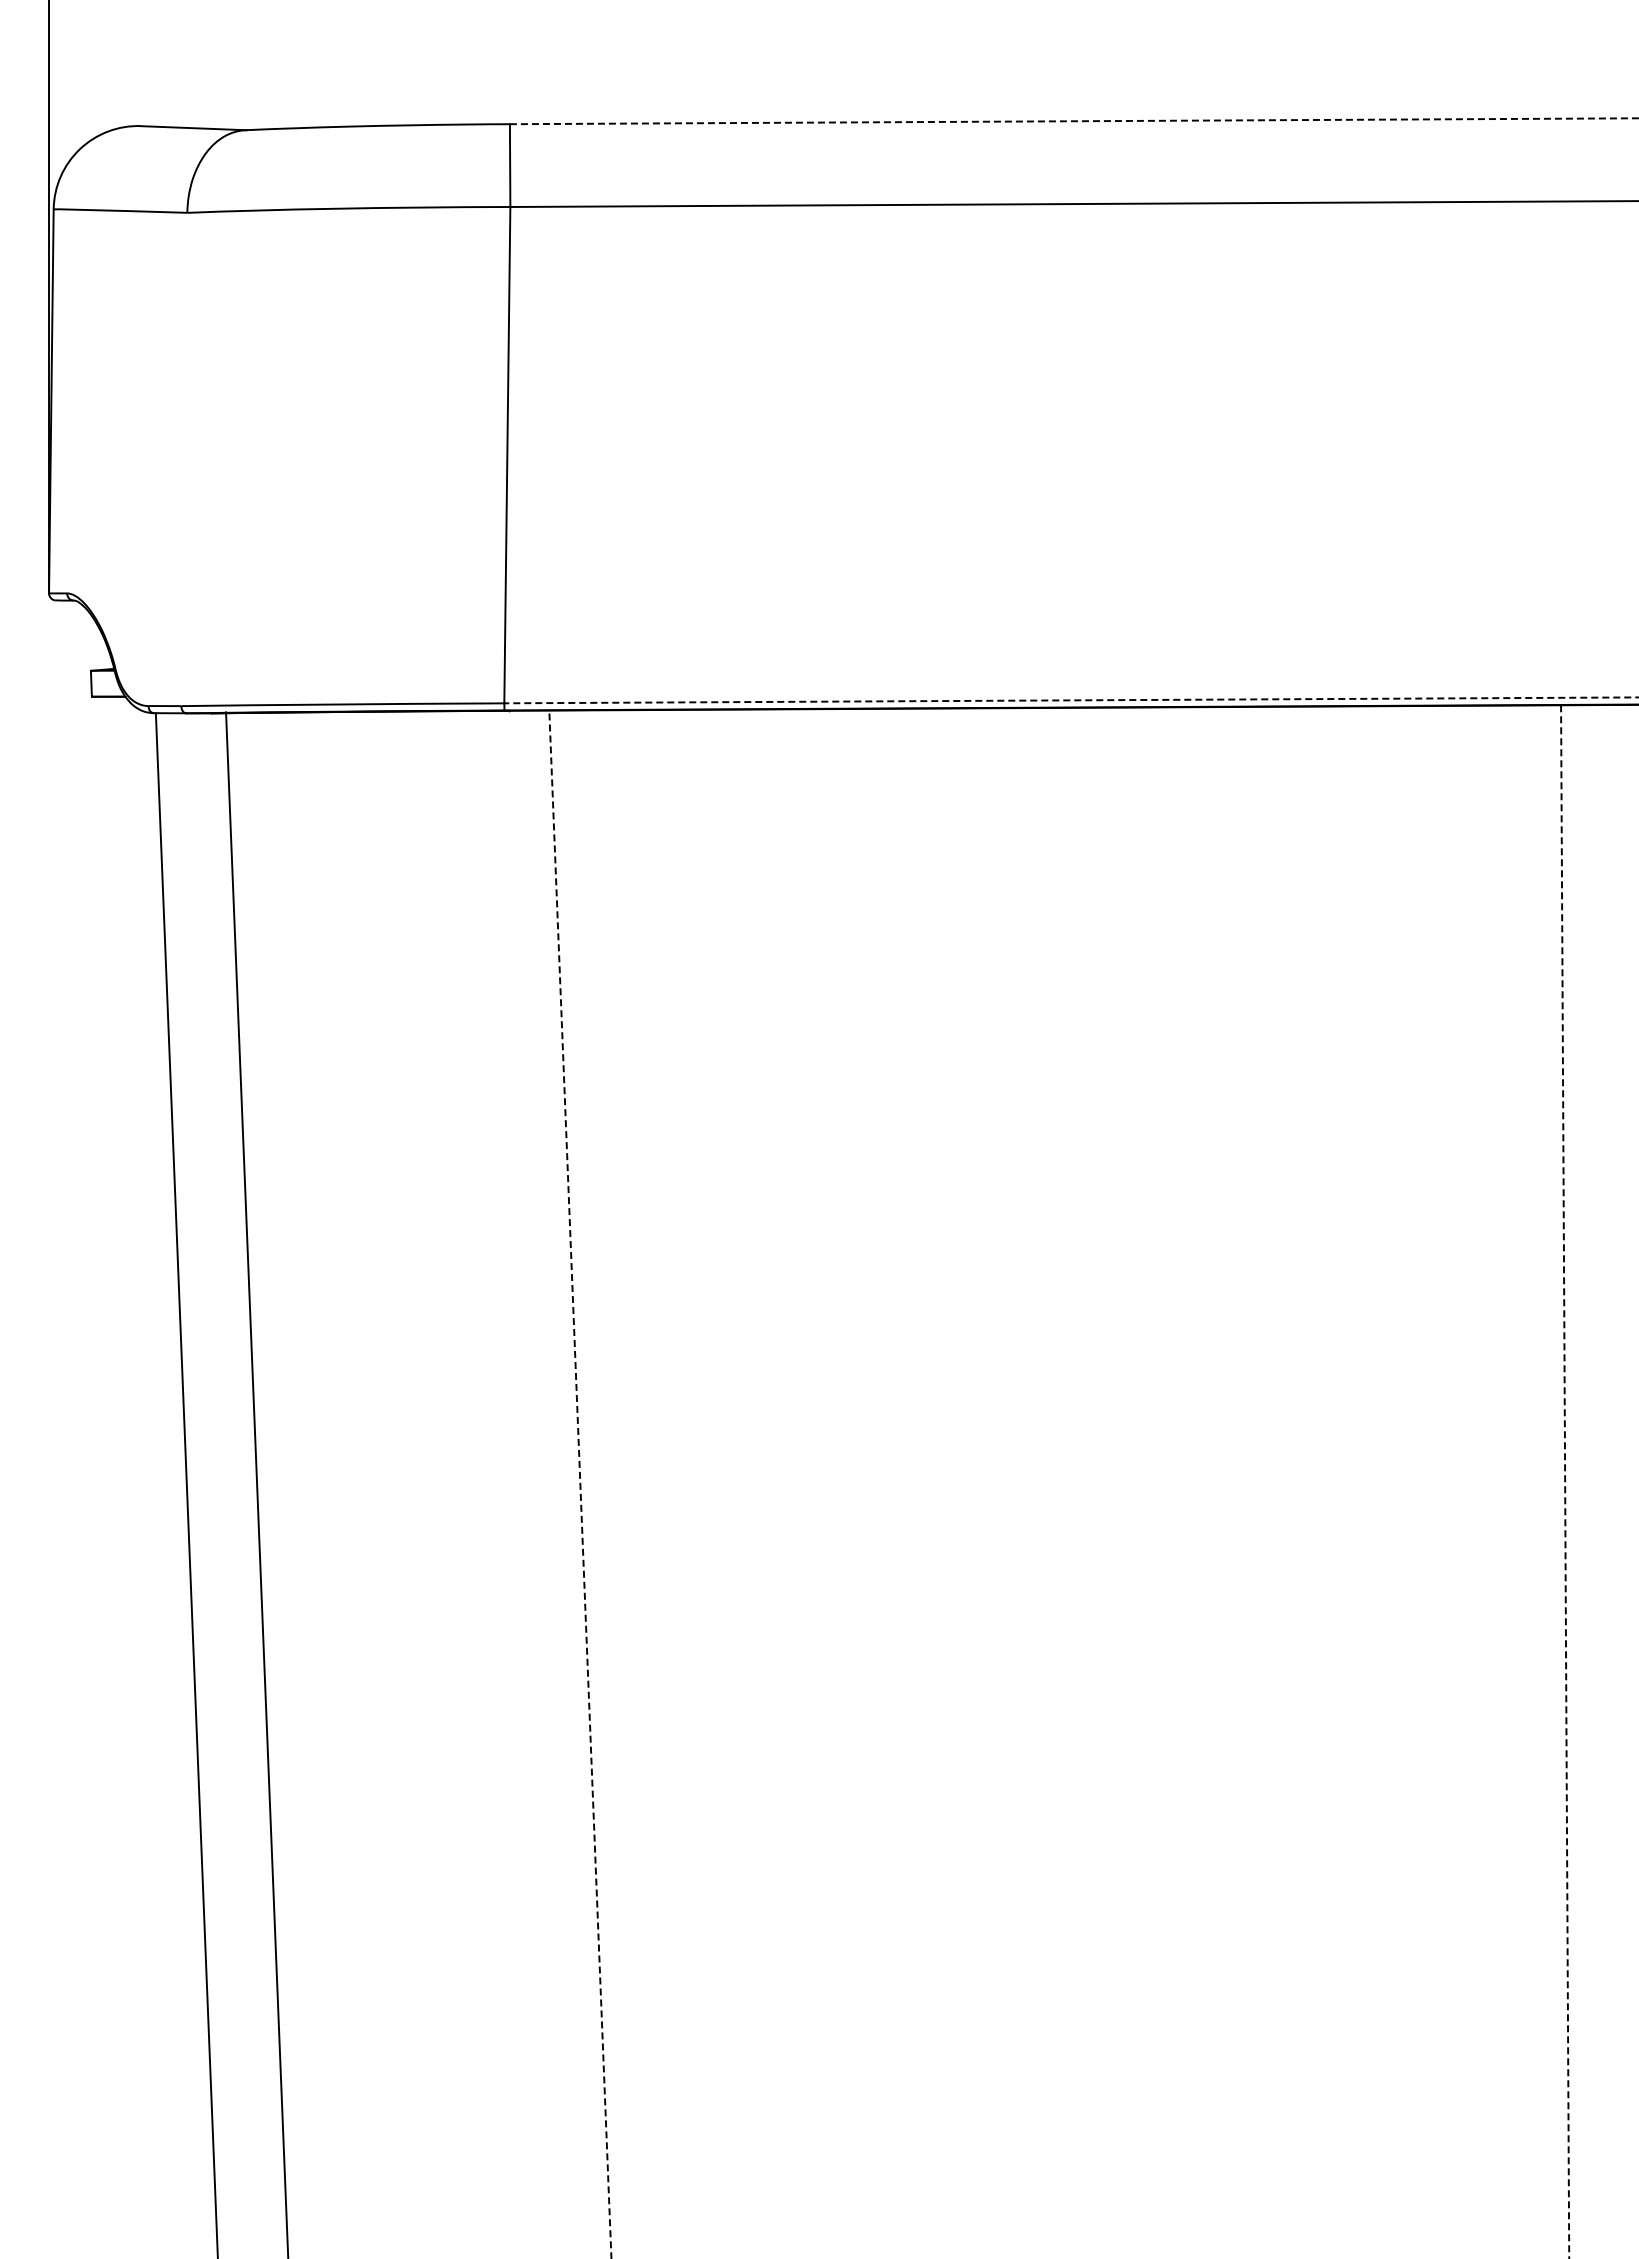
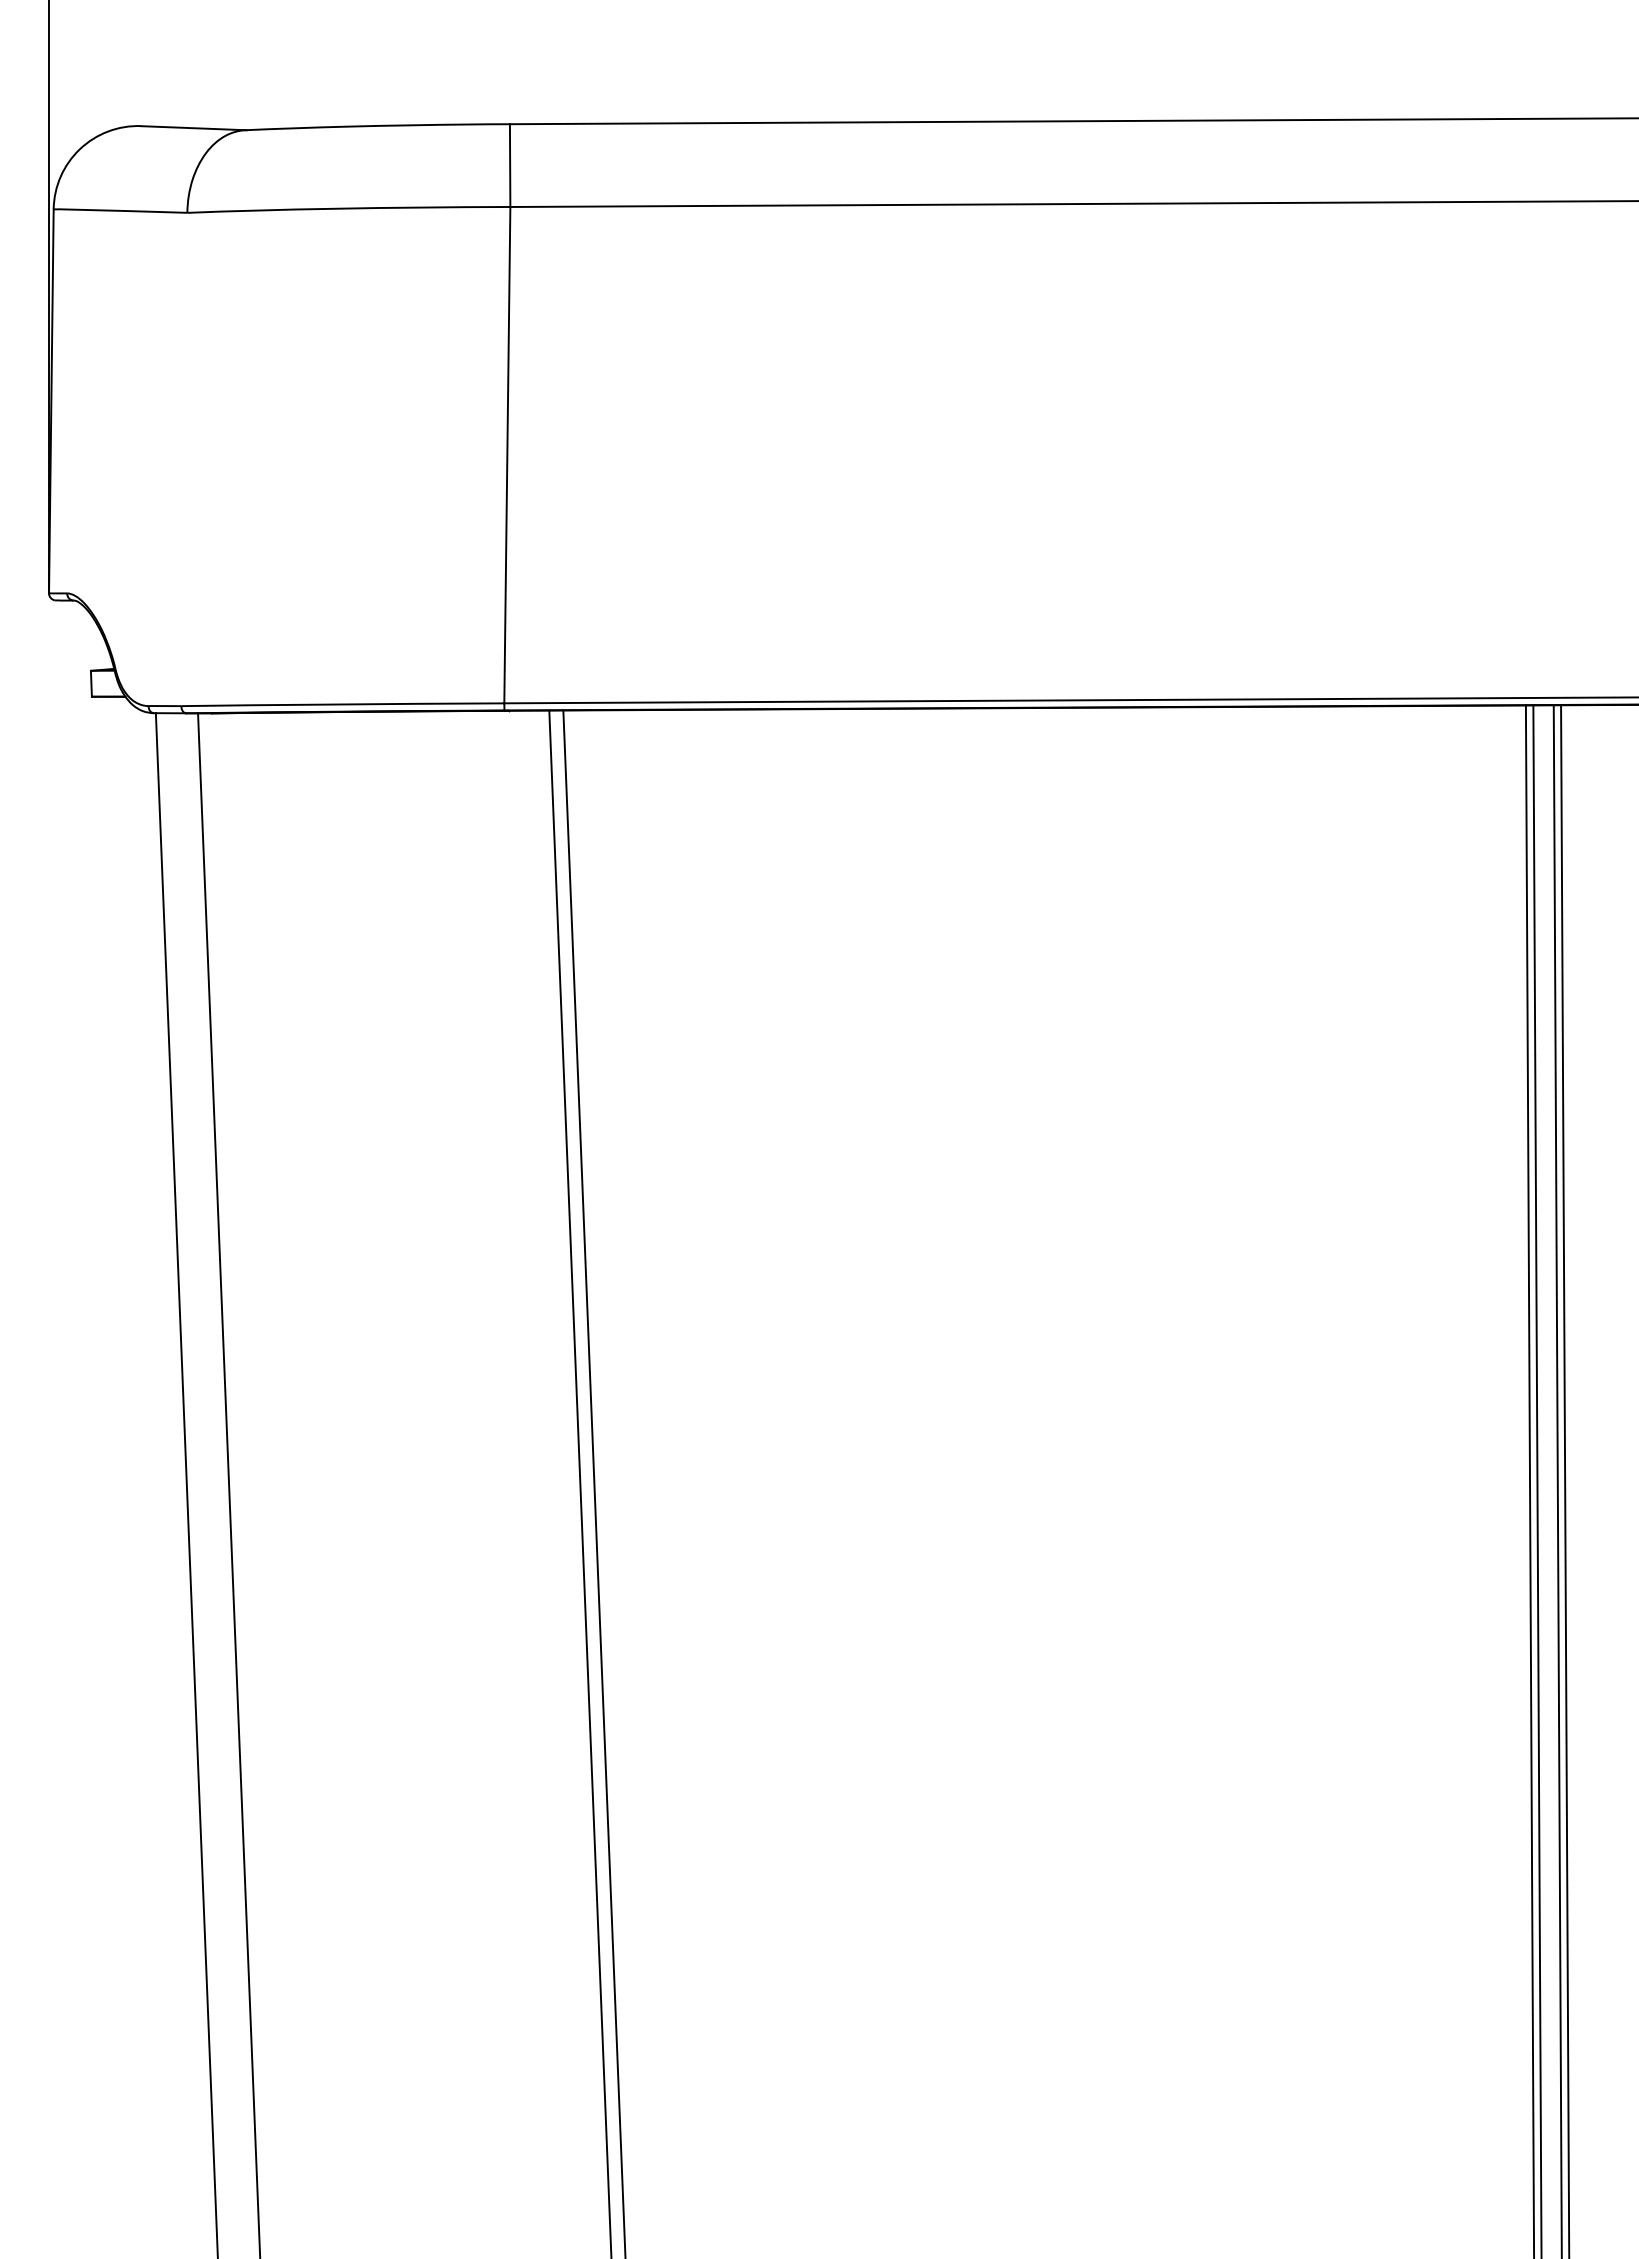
line: dashed -> solid (1074, 121)
line: dashed -> solid (1071, 700)
line: none -> present (1529, 1480)
line: none -> present (1537, 1480)
line: none -> present (1557, 1480)
line: none -> present (594, 1482)
line: dashed -> solid (1565, 1482)
line position: (257, 1483) -> (229, 1484) (229, 1484)
line: dashed -> solid (580, 1484)
